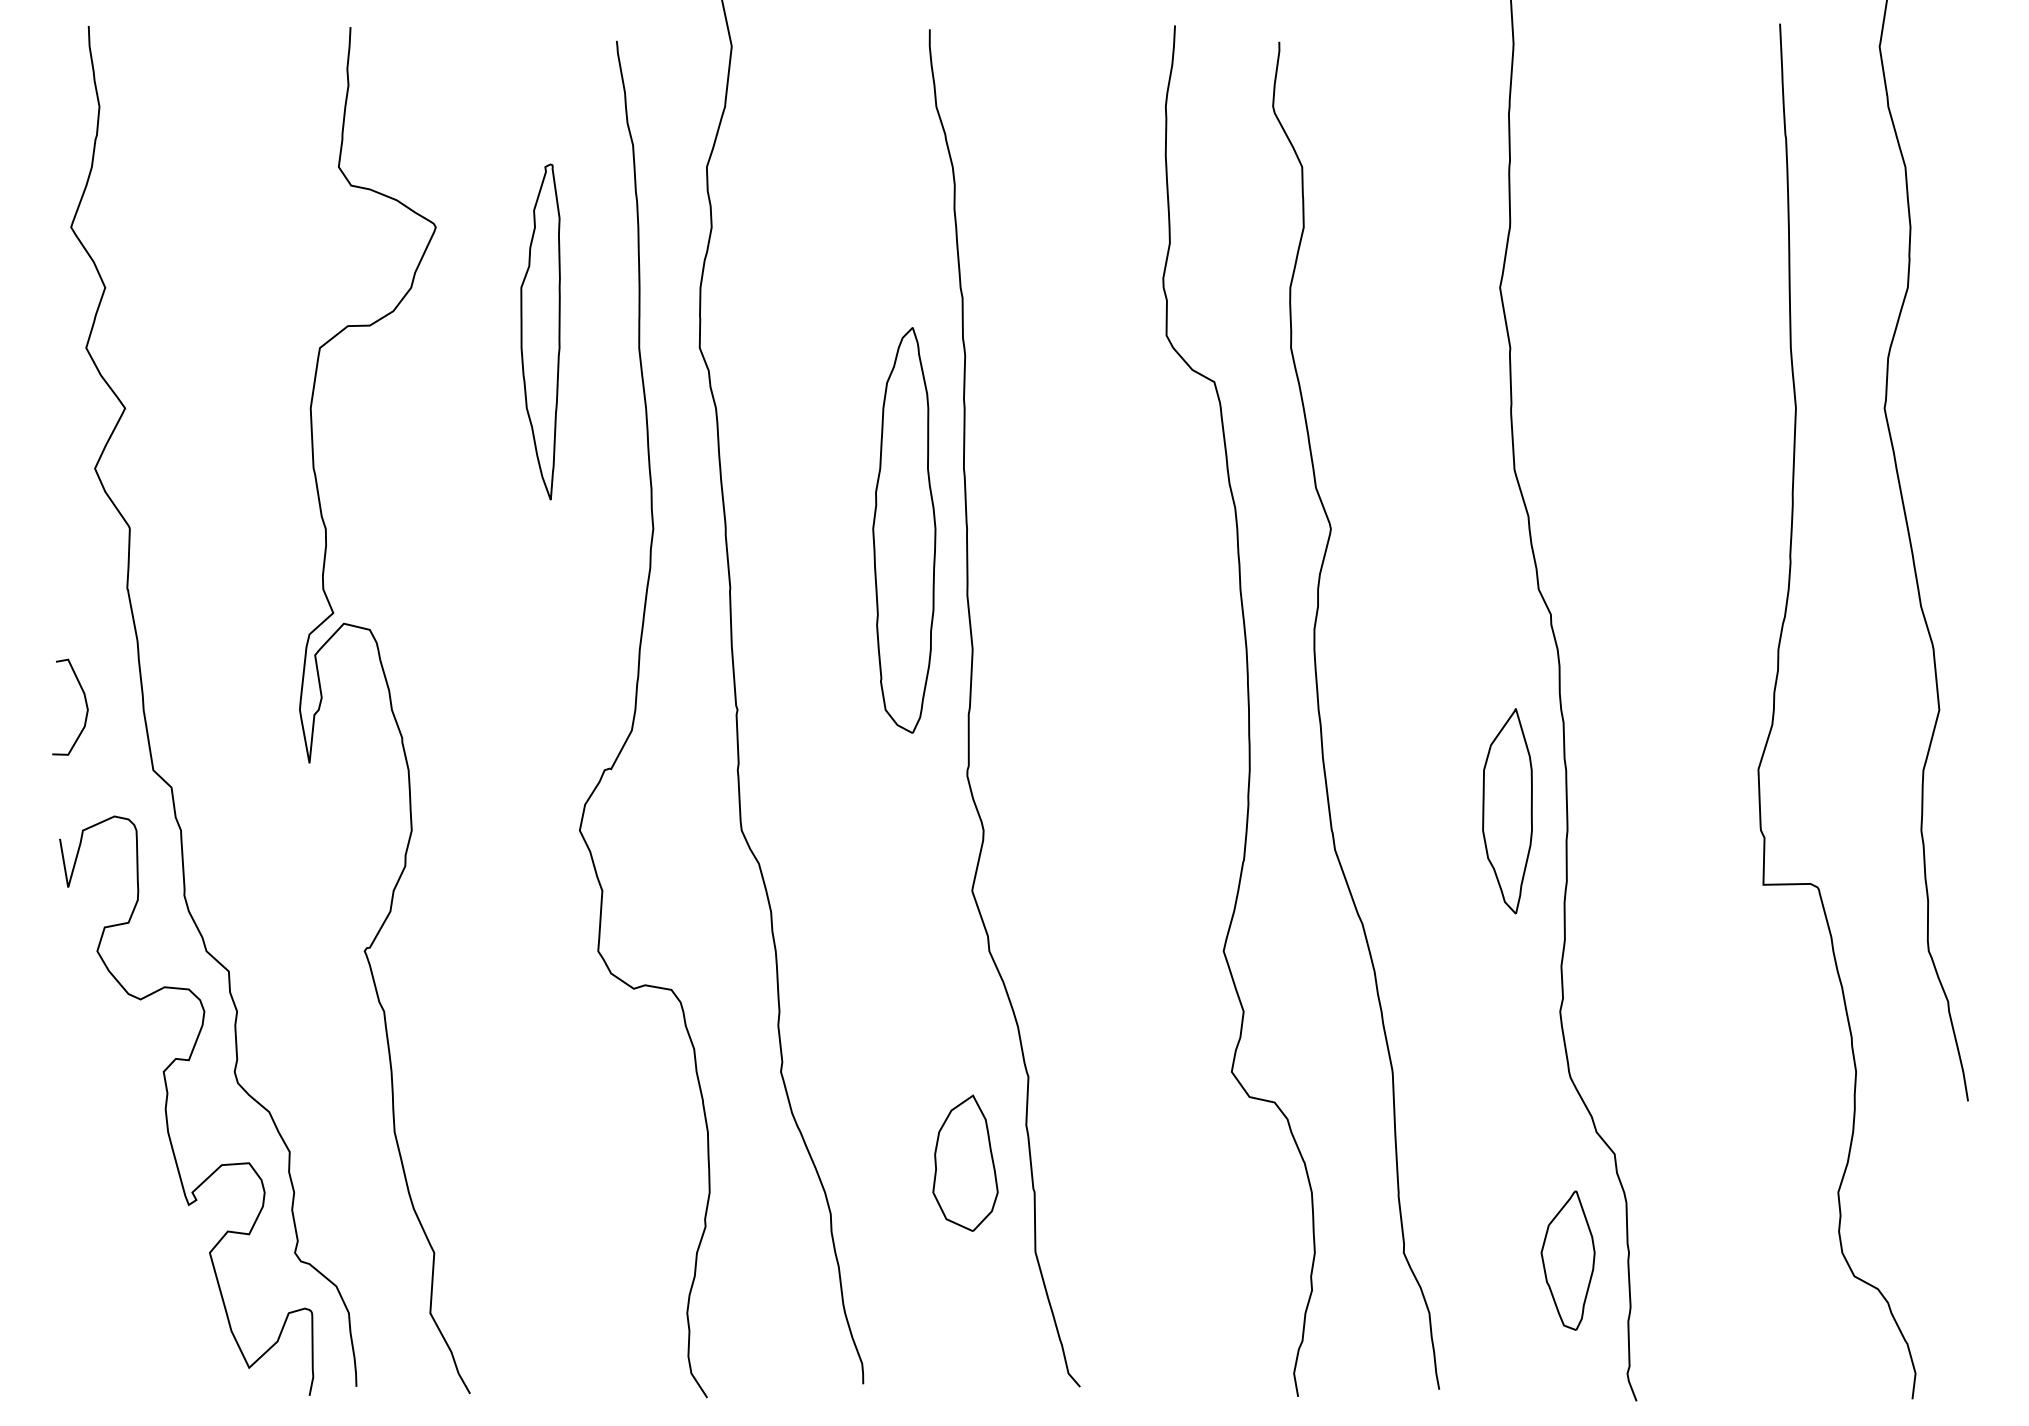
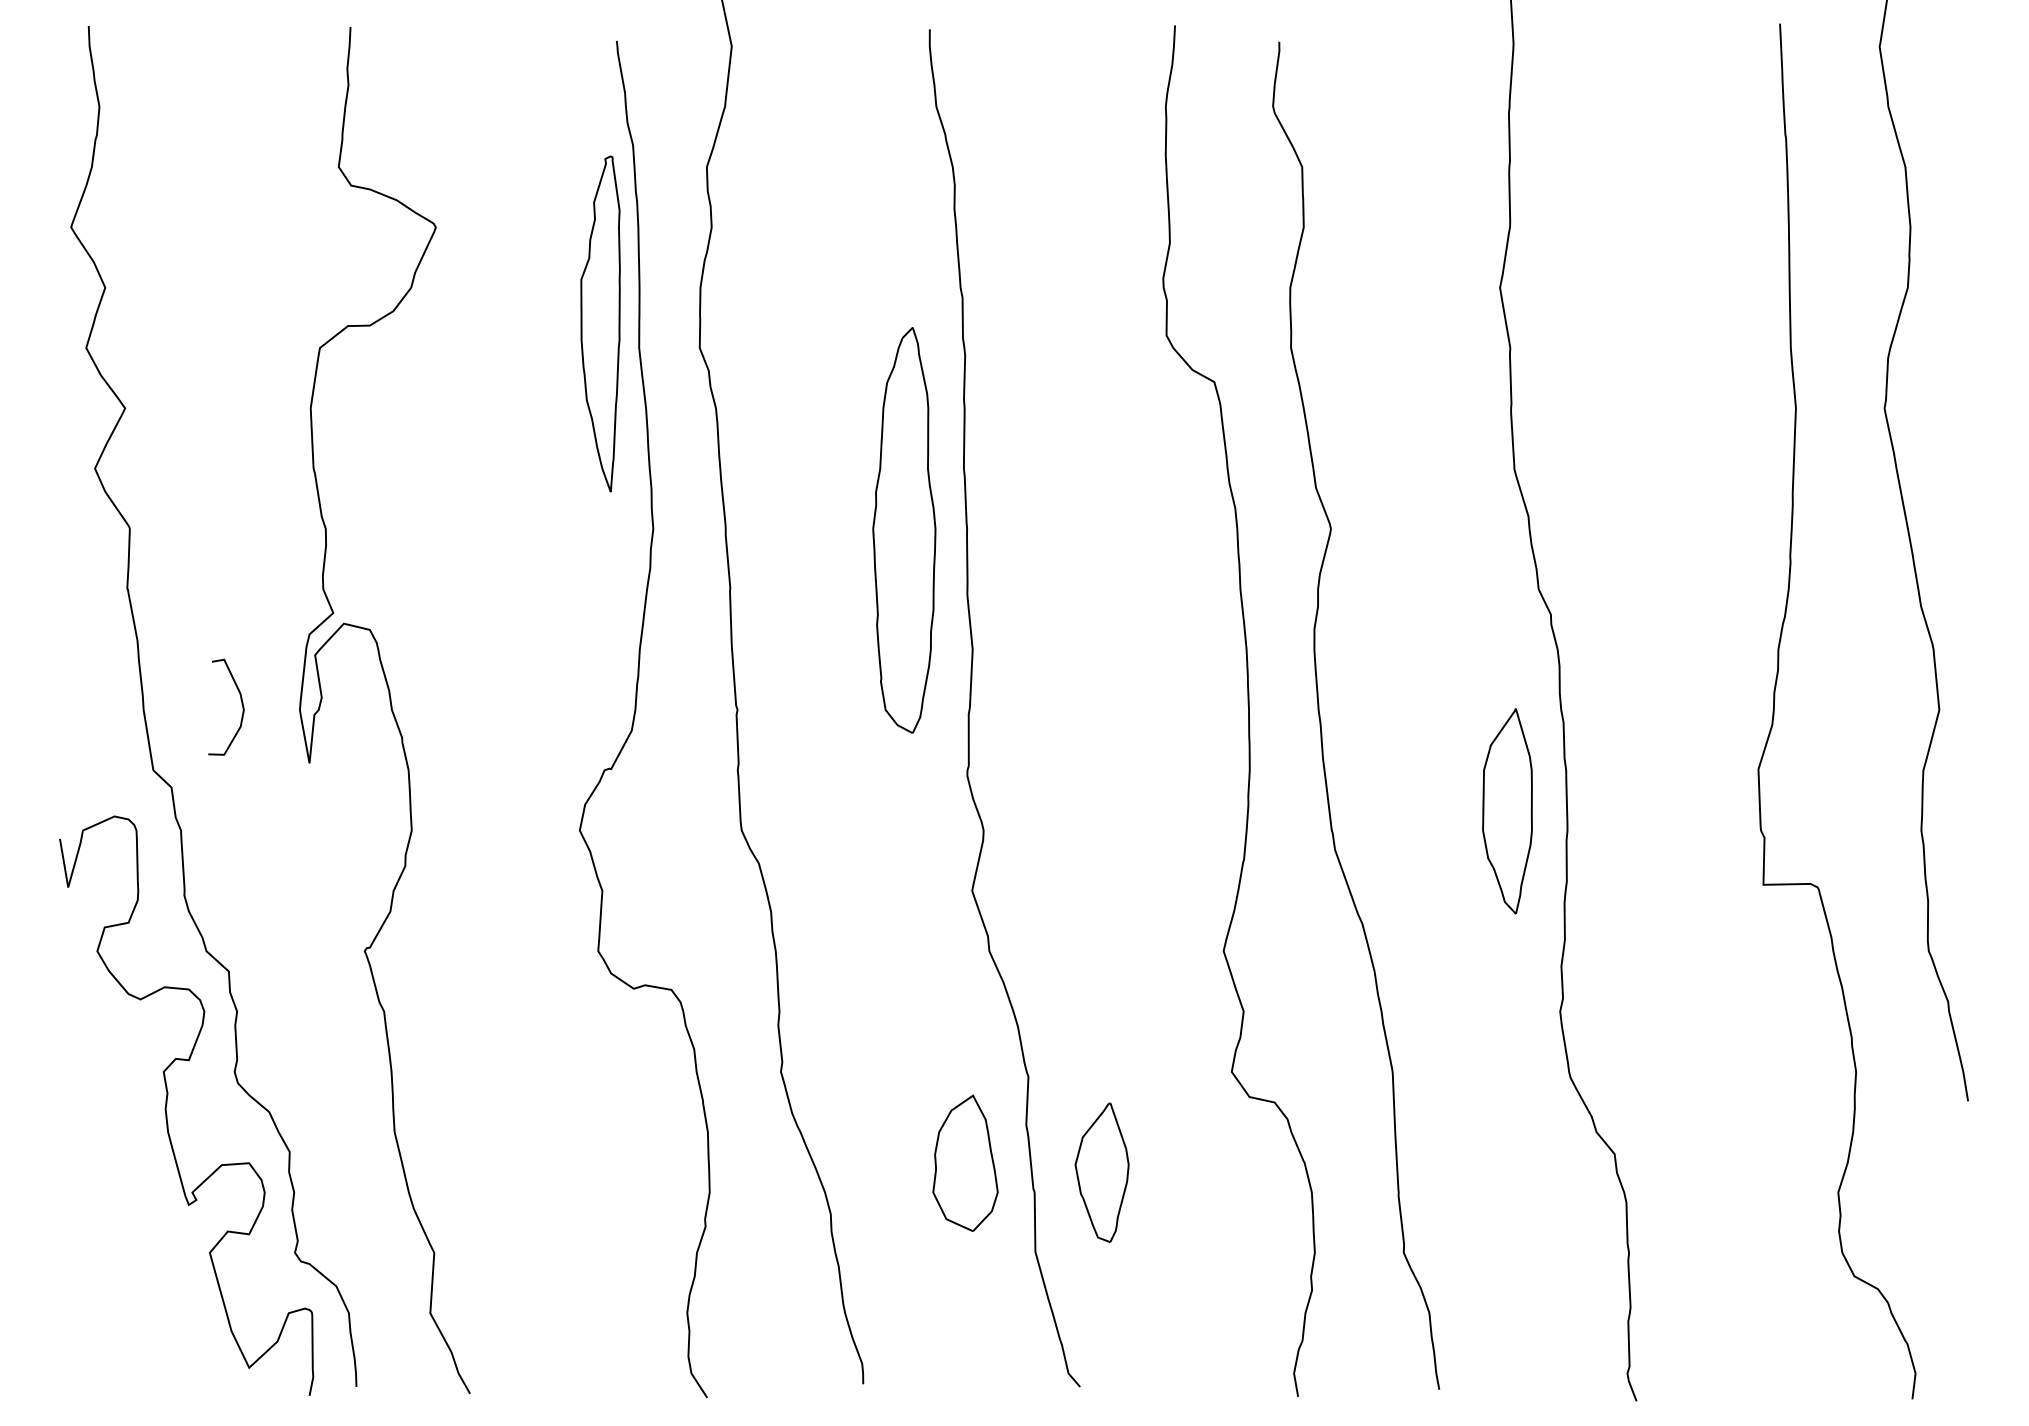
part position: (540, 331) -> (600, 323) (600, 323)
curve position: (85, 704) -> (241, 704) (241, 704)
part position: (1567, 1260) -> (1101, 1172) (1101, 1172)
